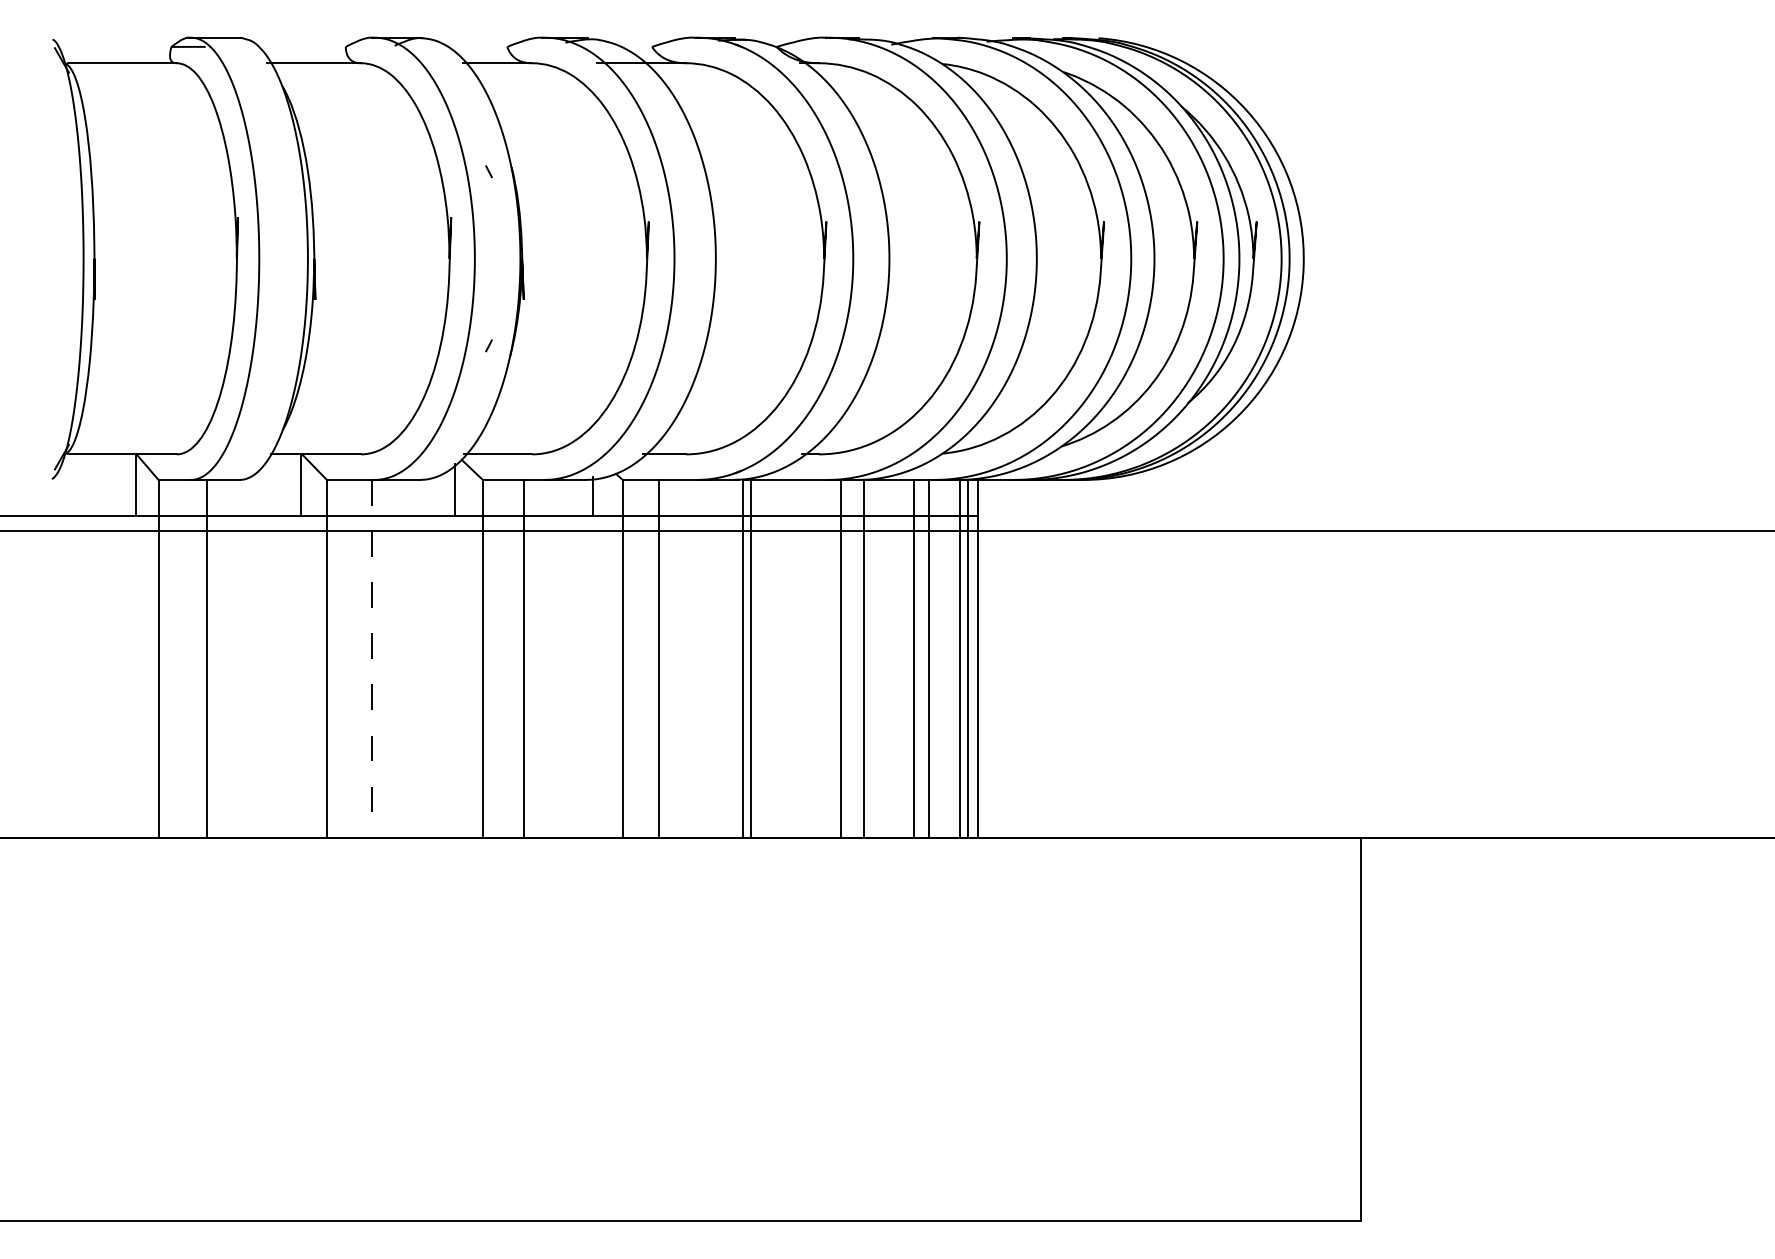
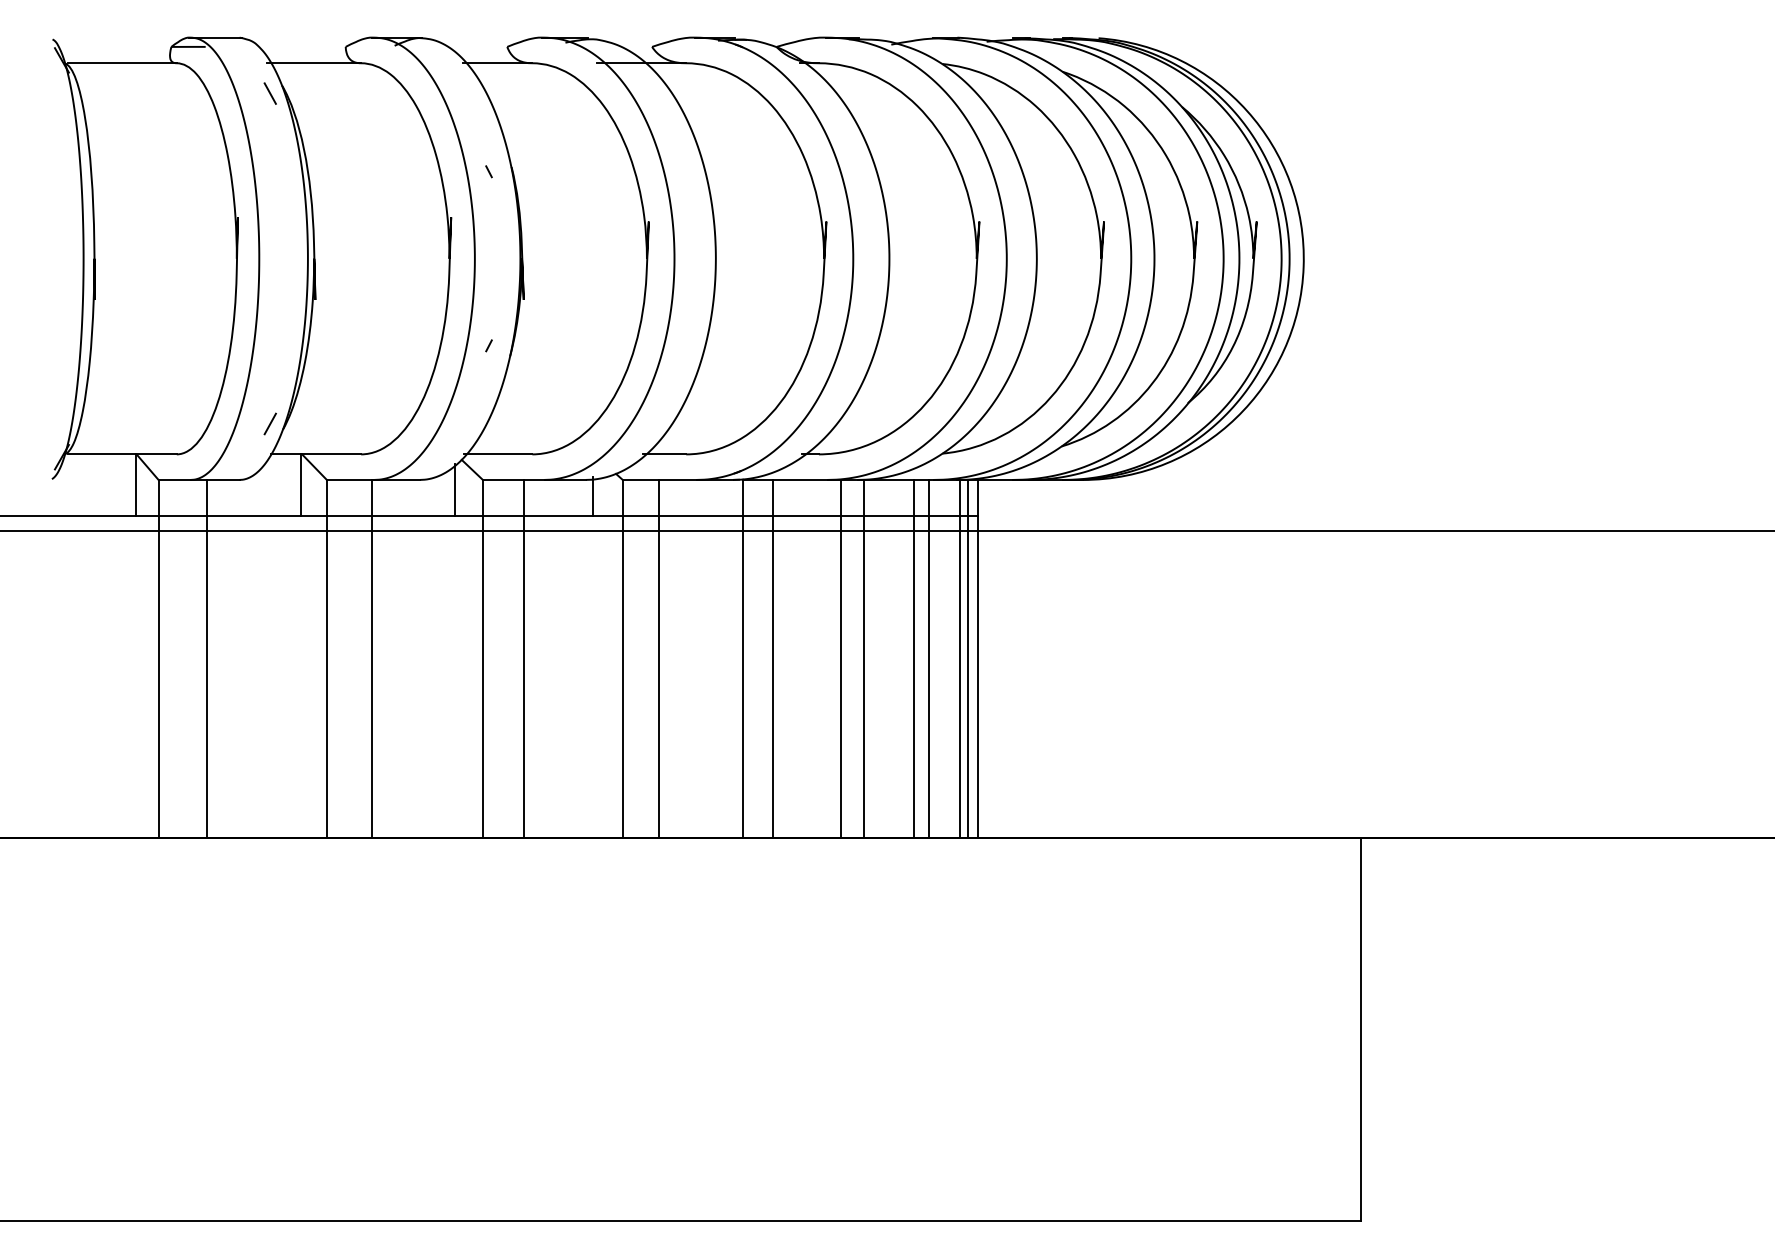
line: none -> present (269, 93)
line: none -> present (269, 423)
line: dashed -> solid (372, 658)
line position: (751, 658) -> (773, 658) (773, 658)
